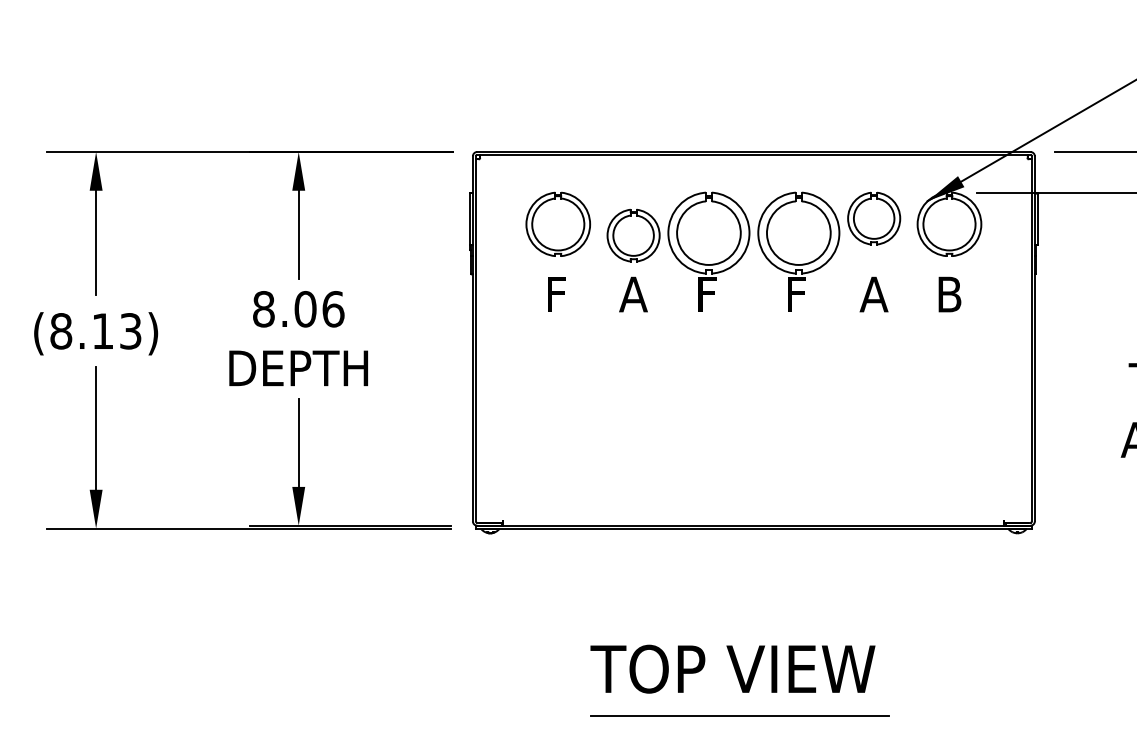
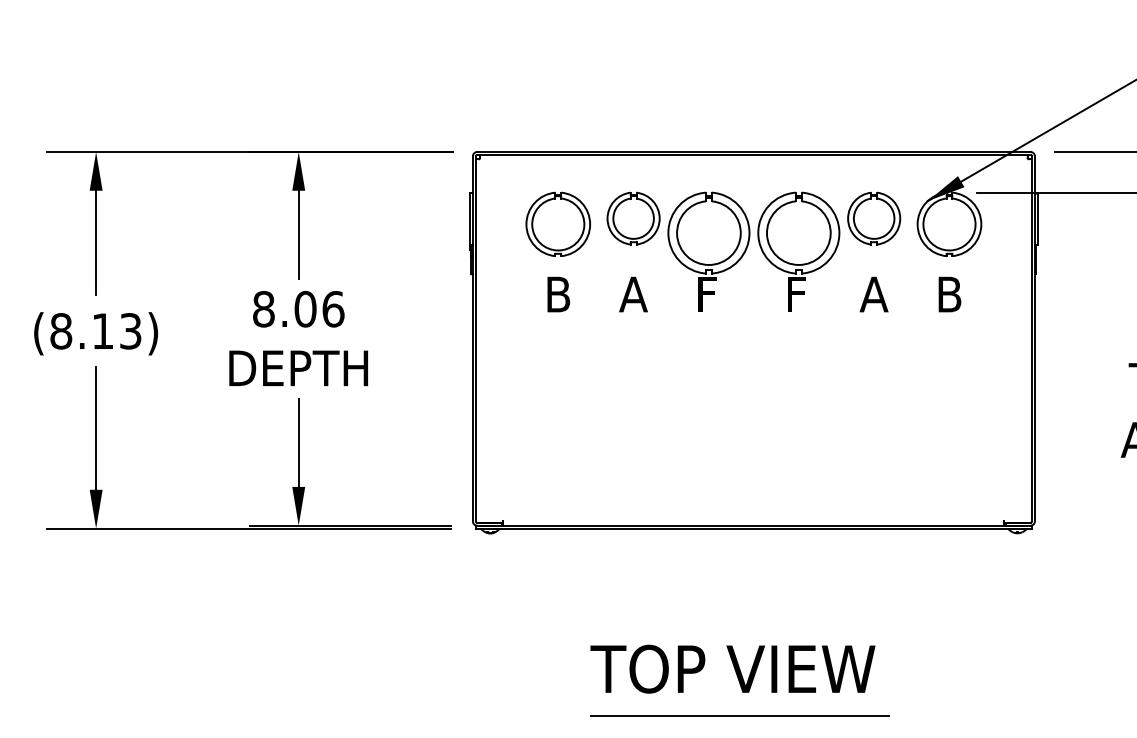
part position: (633, 235) -> (633, 218) (633, 218)
text: F -> B (558, 294)
